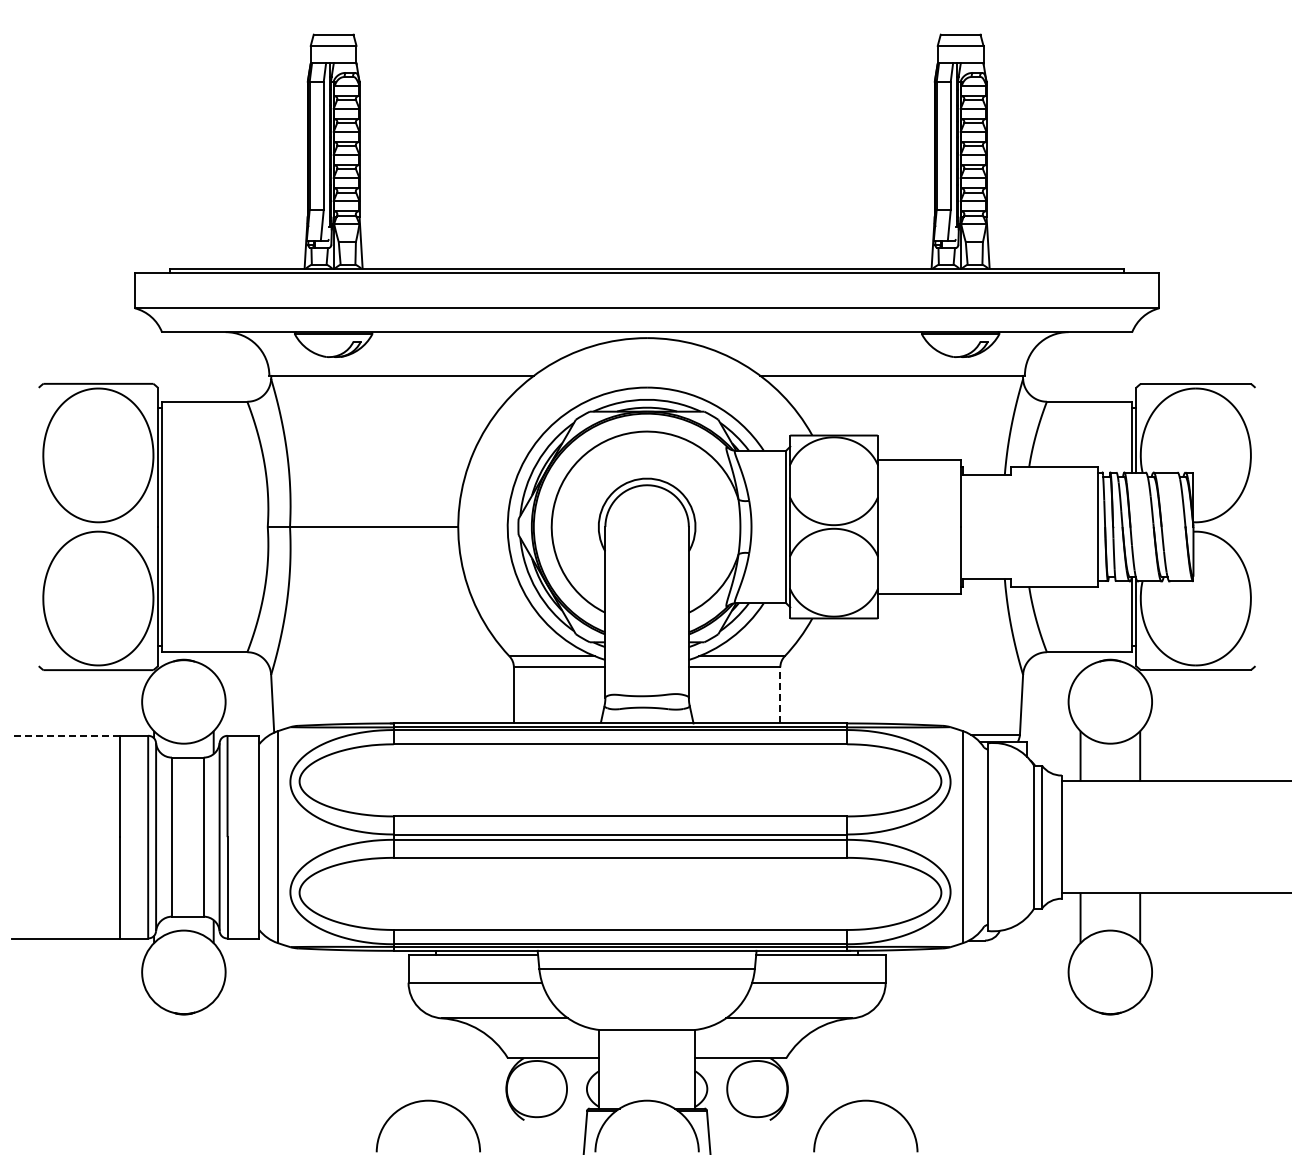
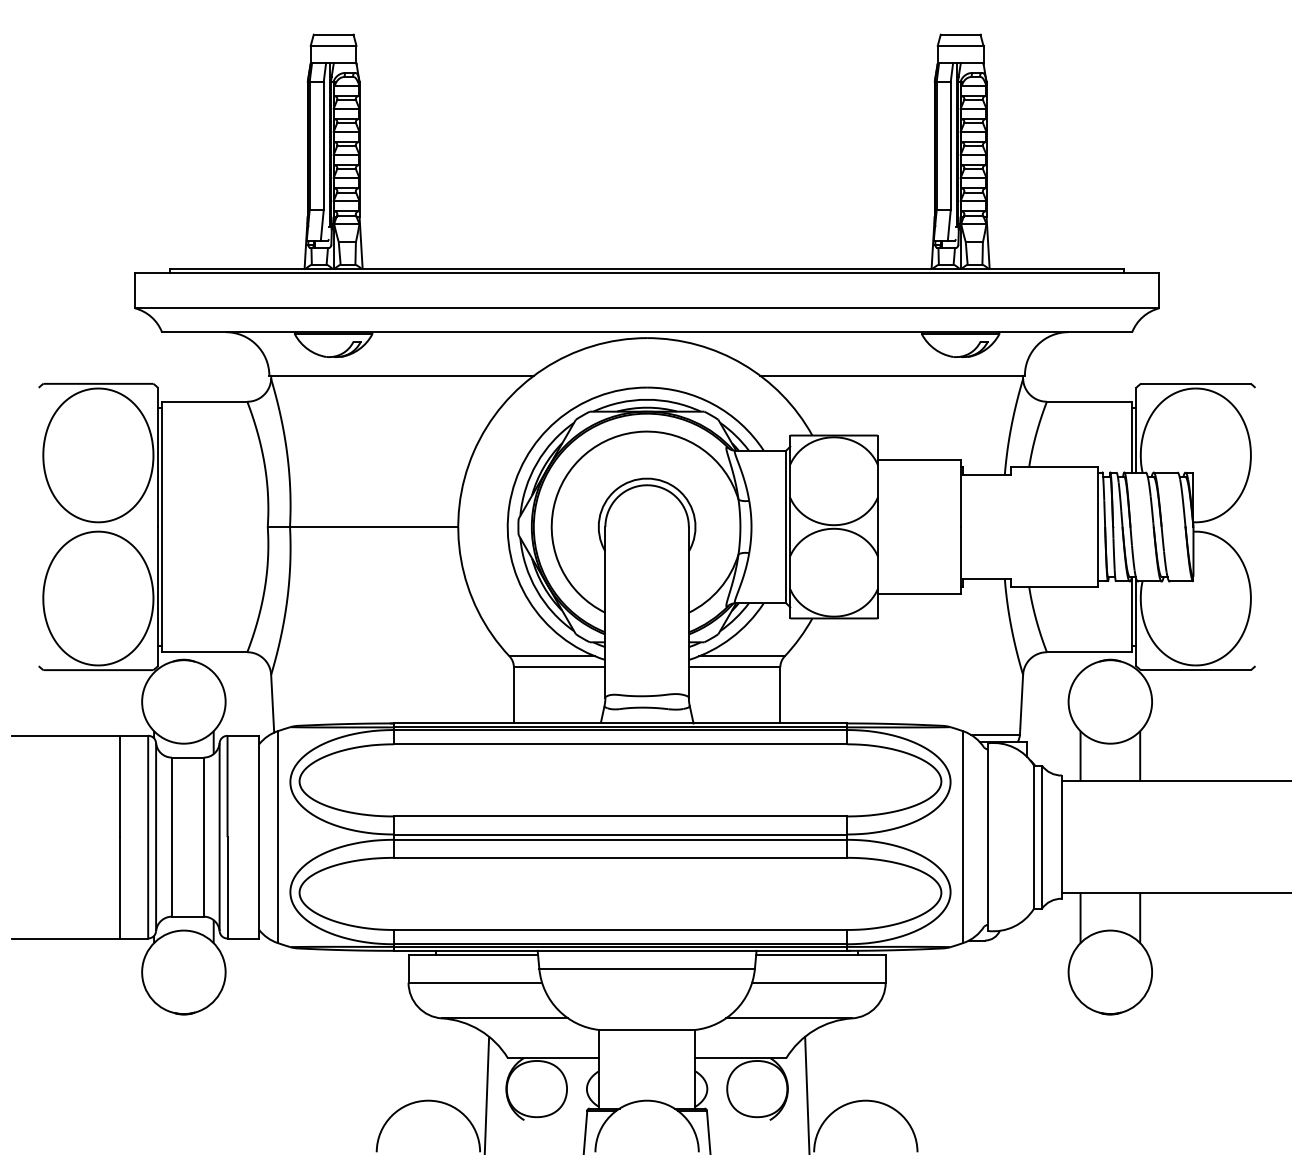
line: dashed -> solid (780, 694)
line: dashed -> solid (65, 735)
line: none -> present (486, 1093)
line: none -> present (807, 1093)
